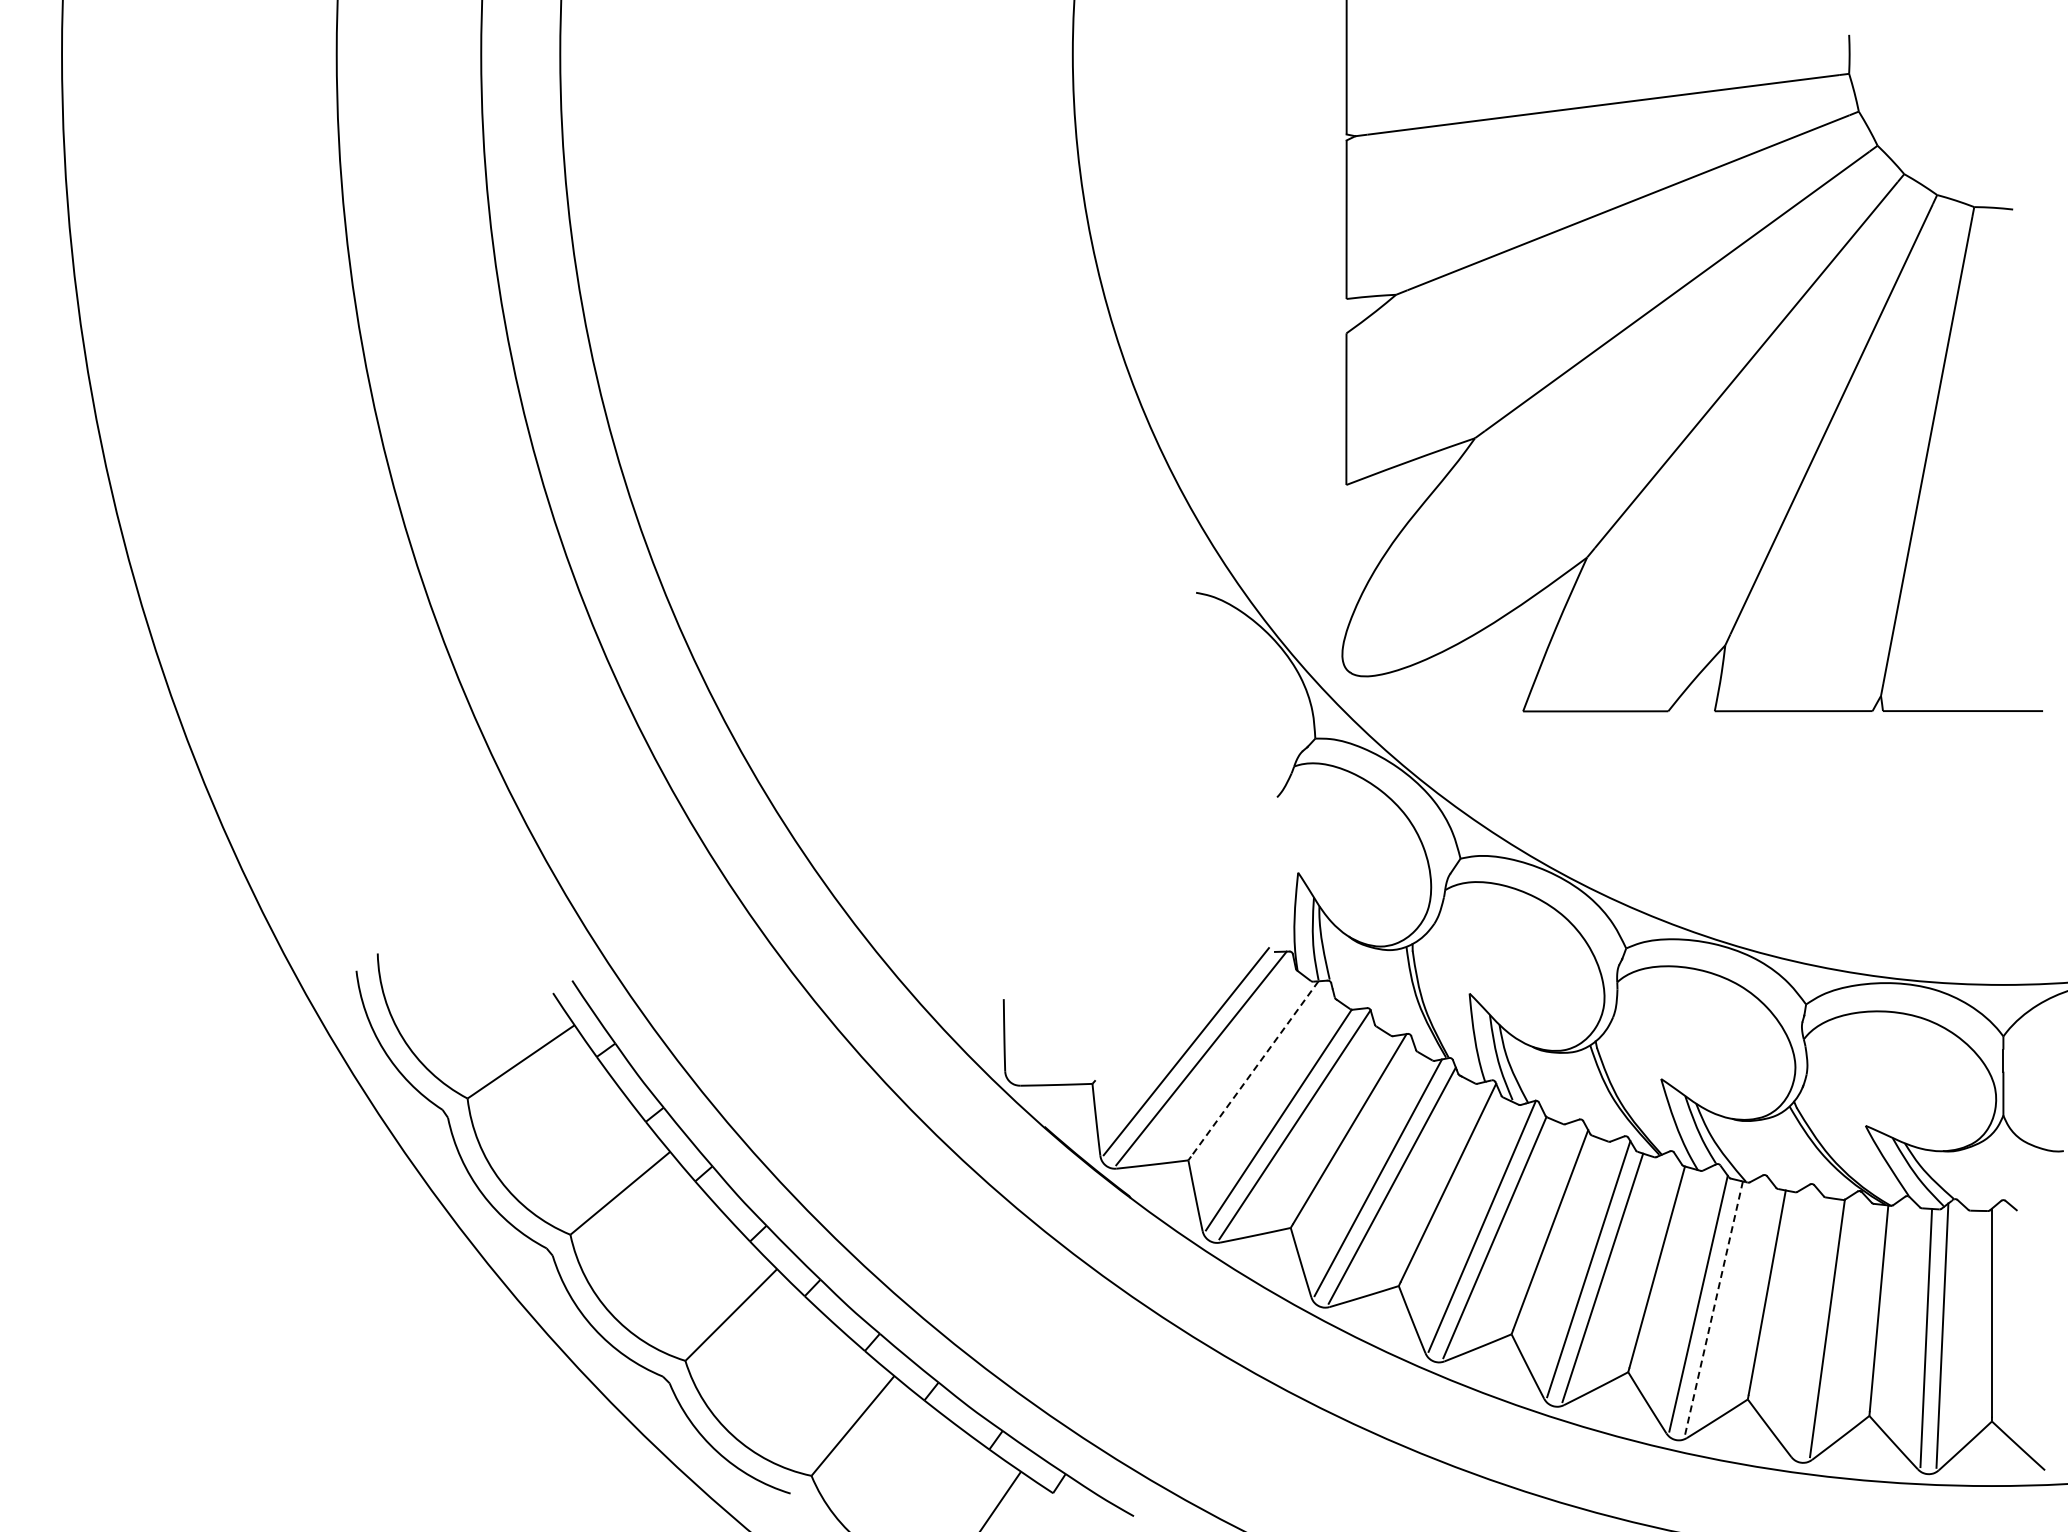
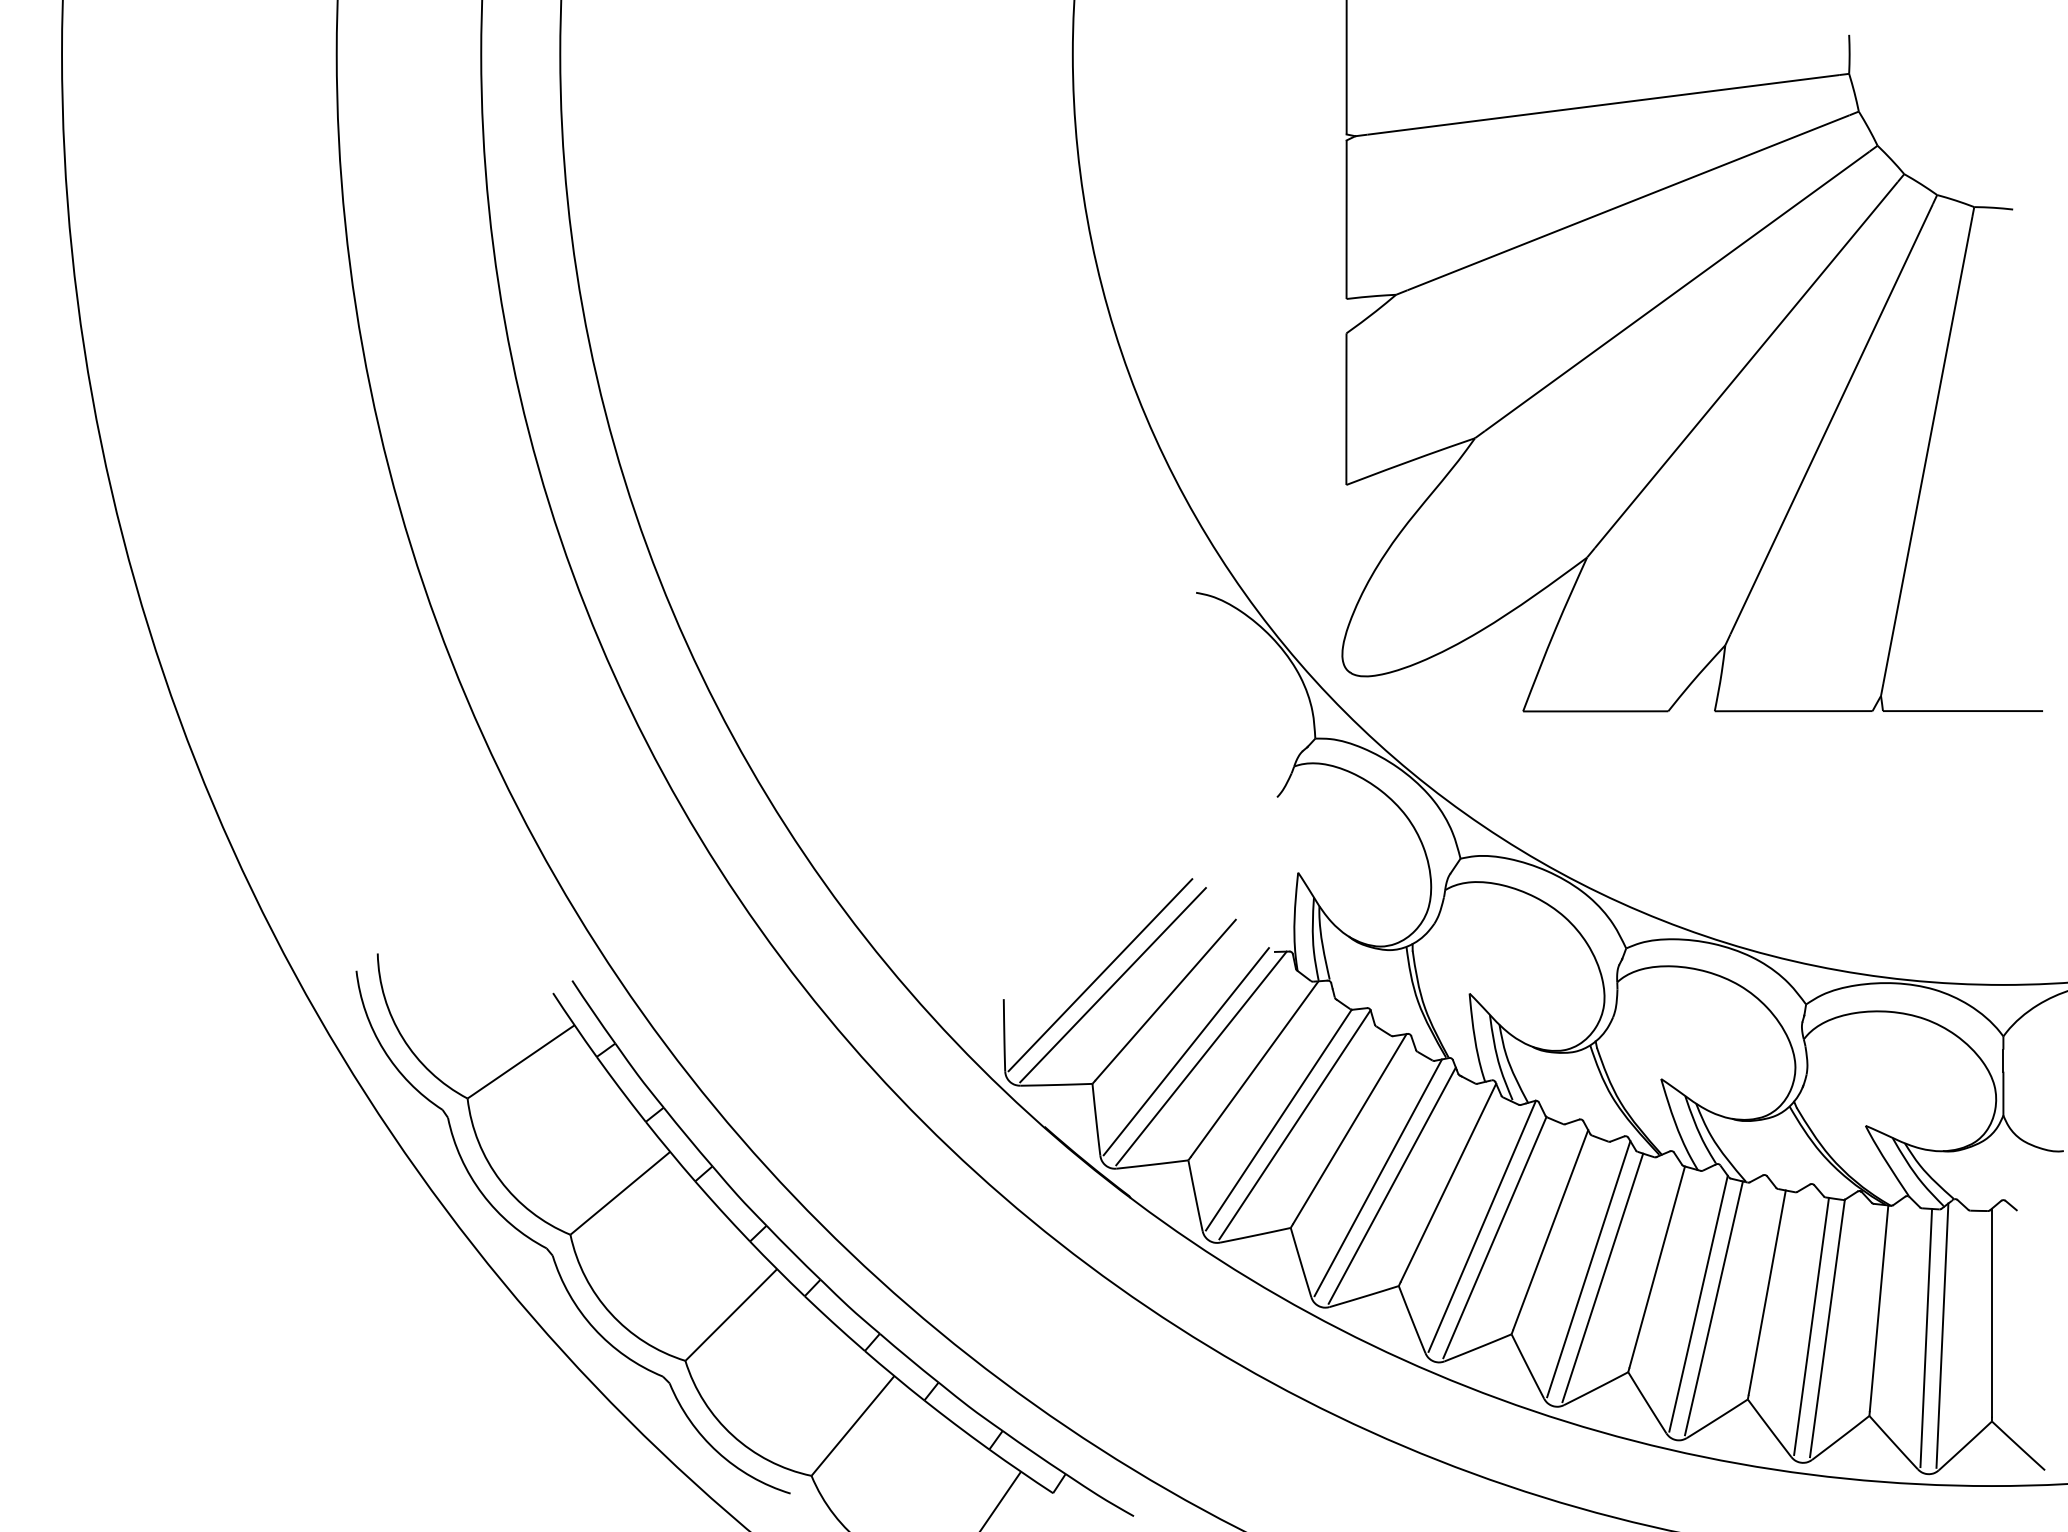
line: none -> present (1100, 975)
line: none -> present (1112, 985)
line: none -> present (1165, 999)
line: dashed -> solid (1254, 1069)
line: dashed -> solid (1713, 1308)
line: none -> present (1811, 1326)
